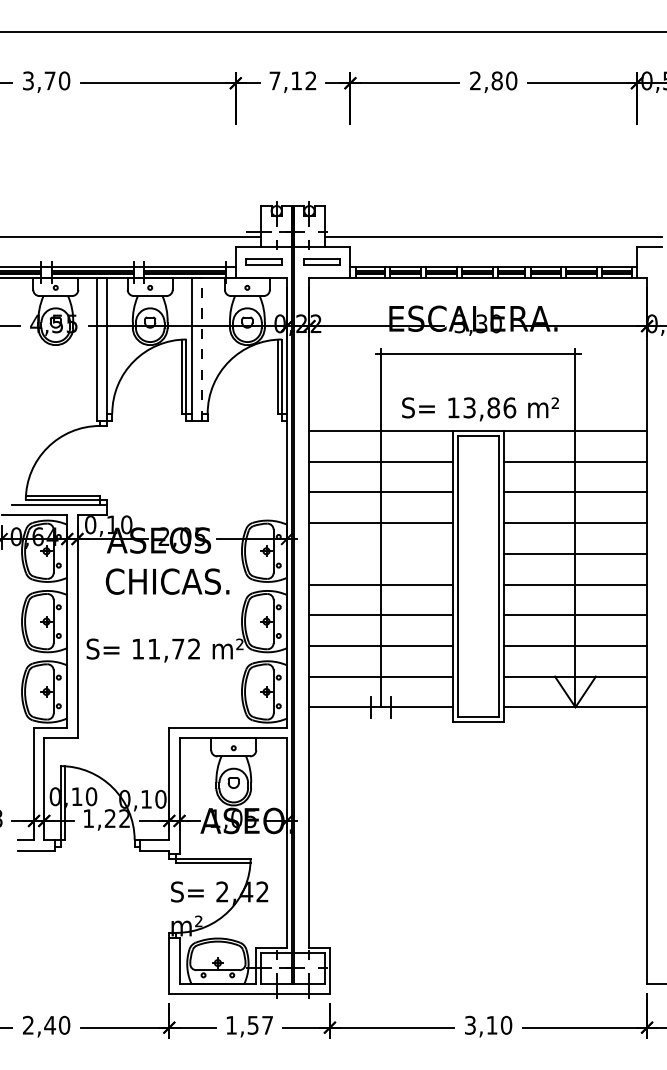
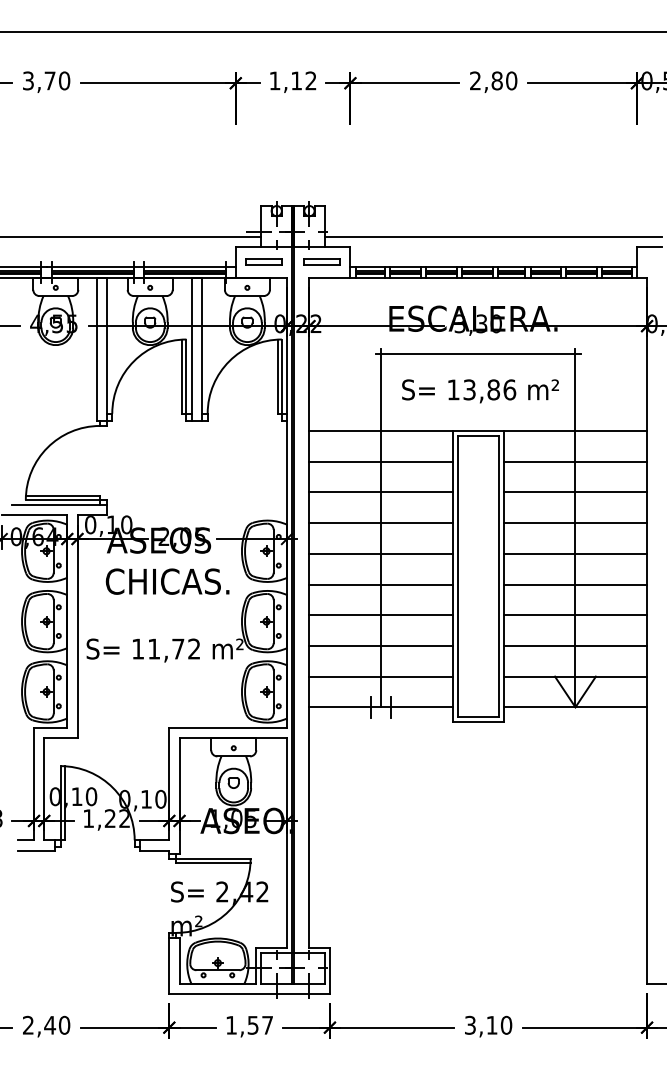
text: 7,12 -> 1,12 (274, 80)
line: dashed -> solid (202, 349)
text position: (480, 409) -> (480, 391) (480, 391)
line: none -> present (380, 553)
